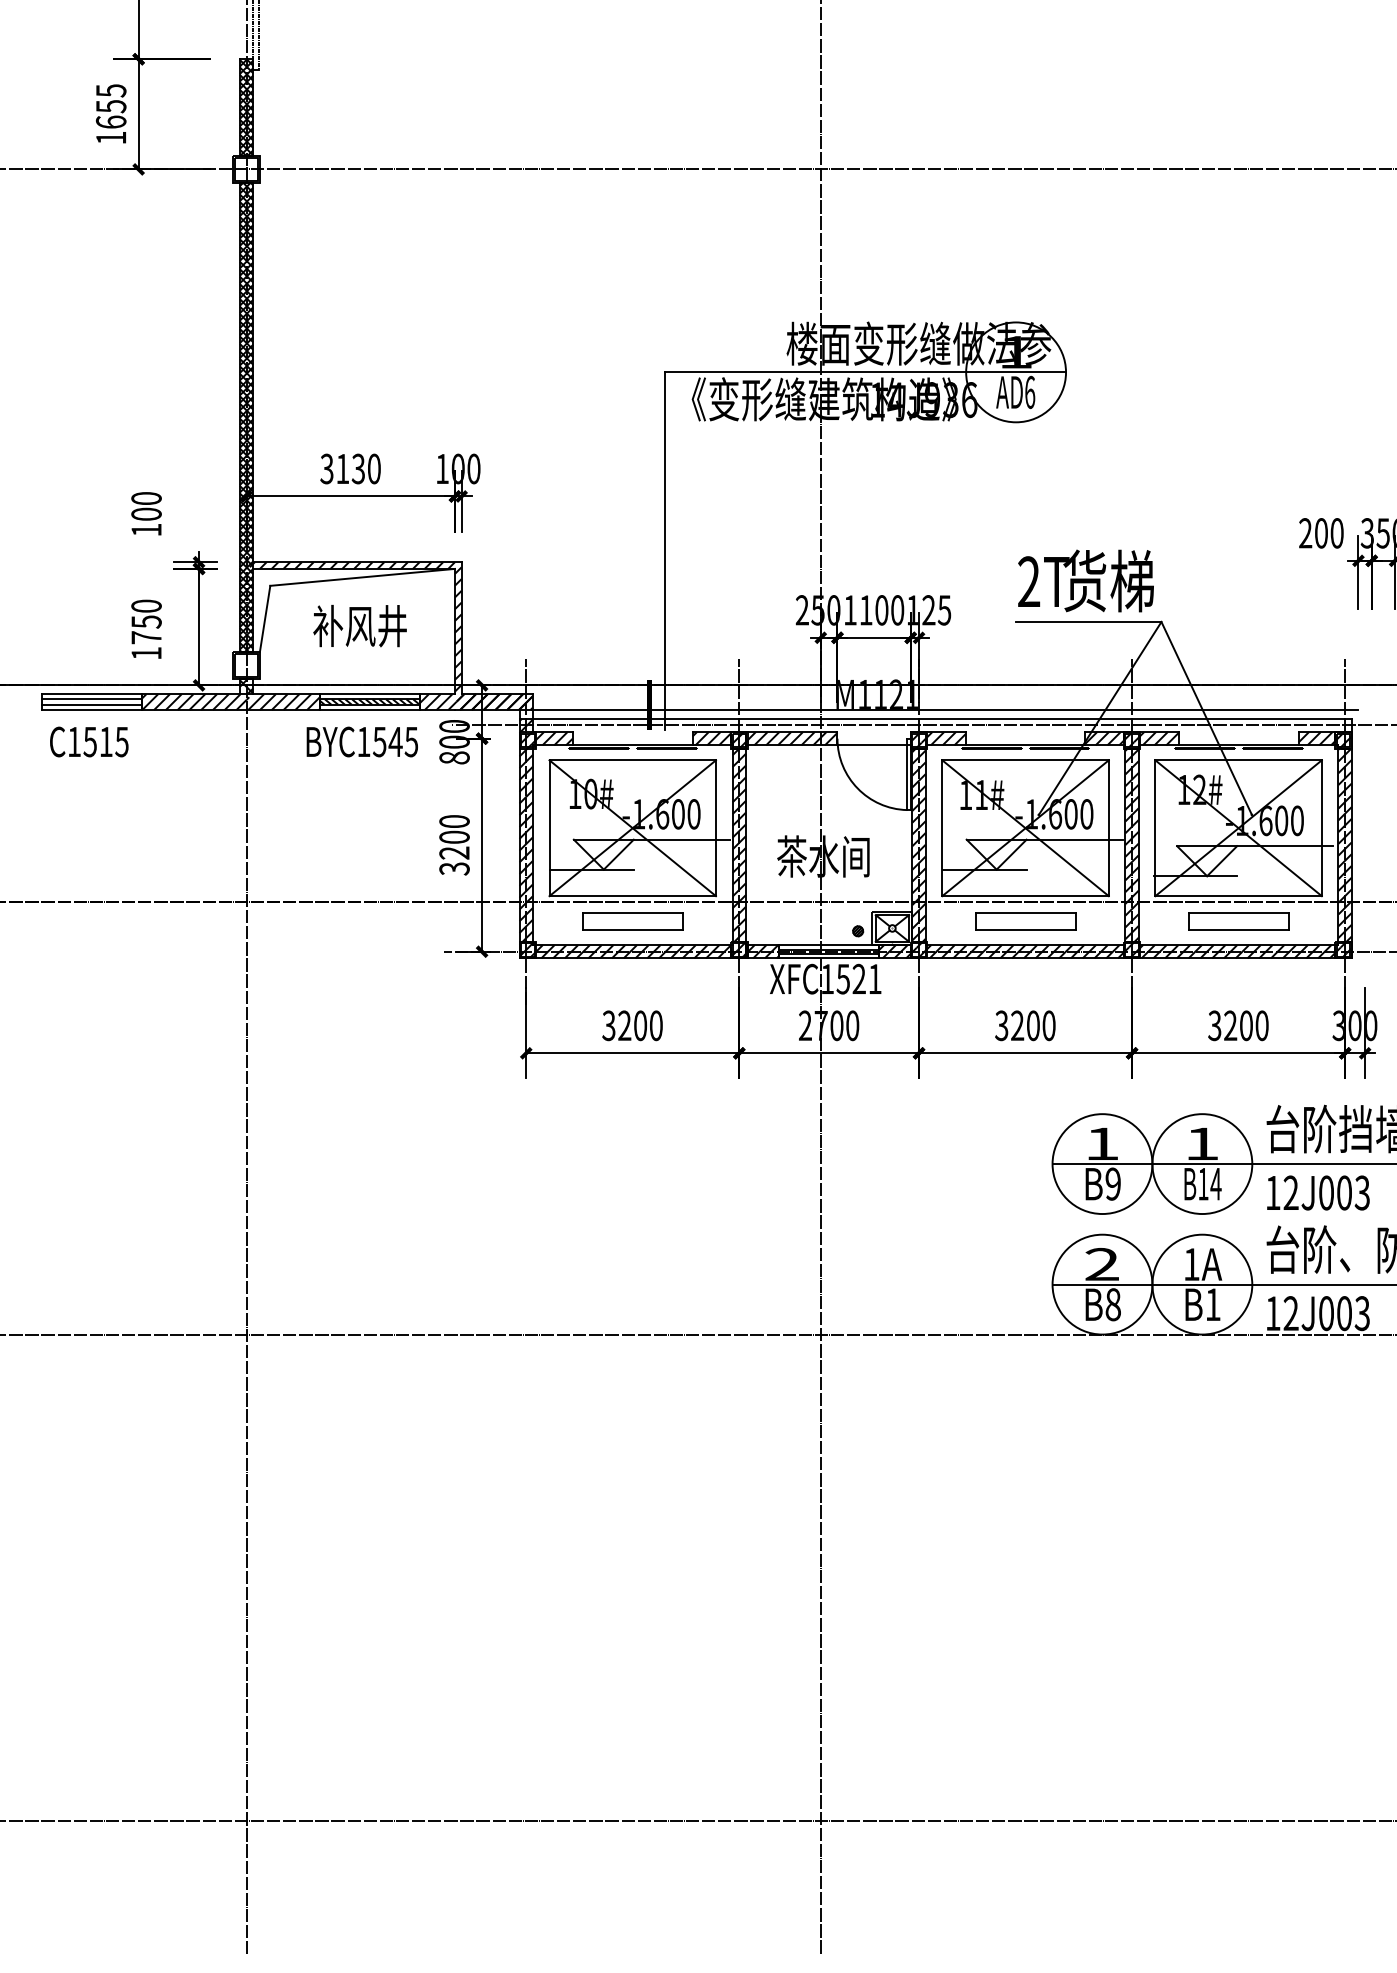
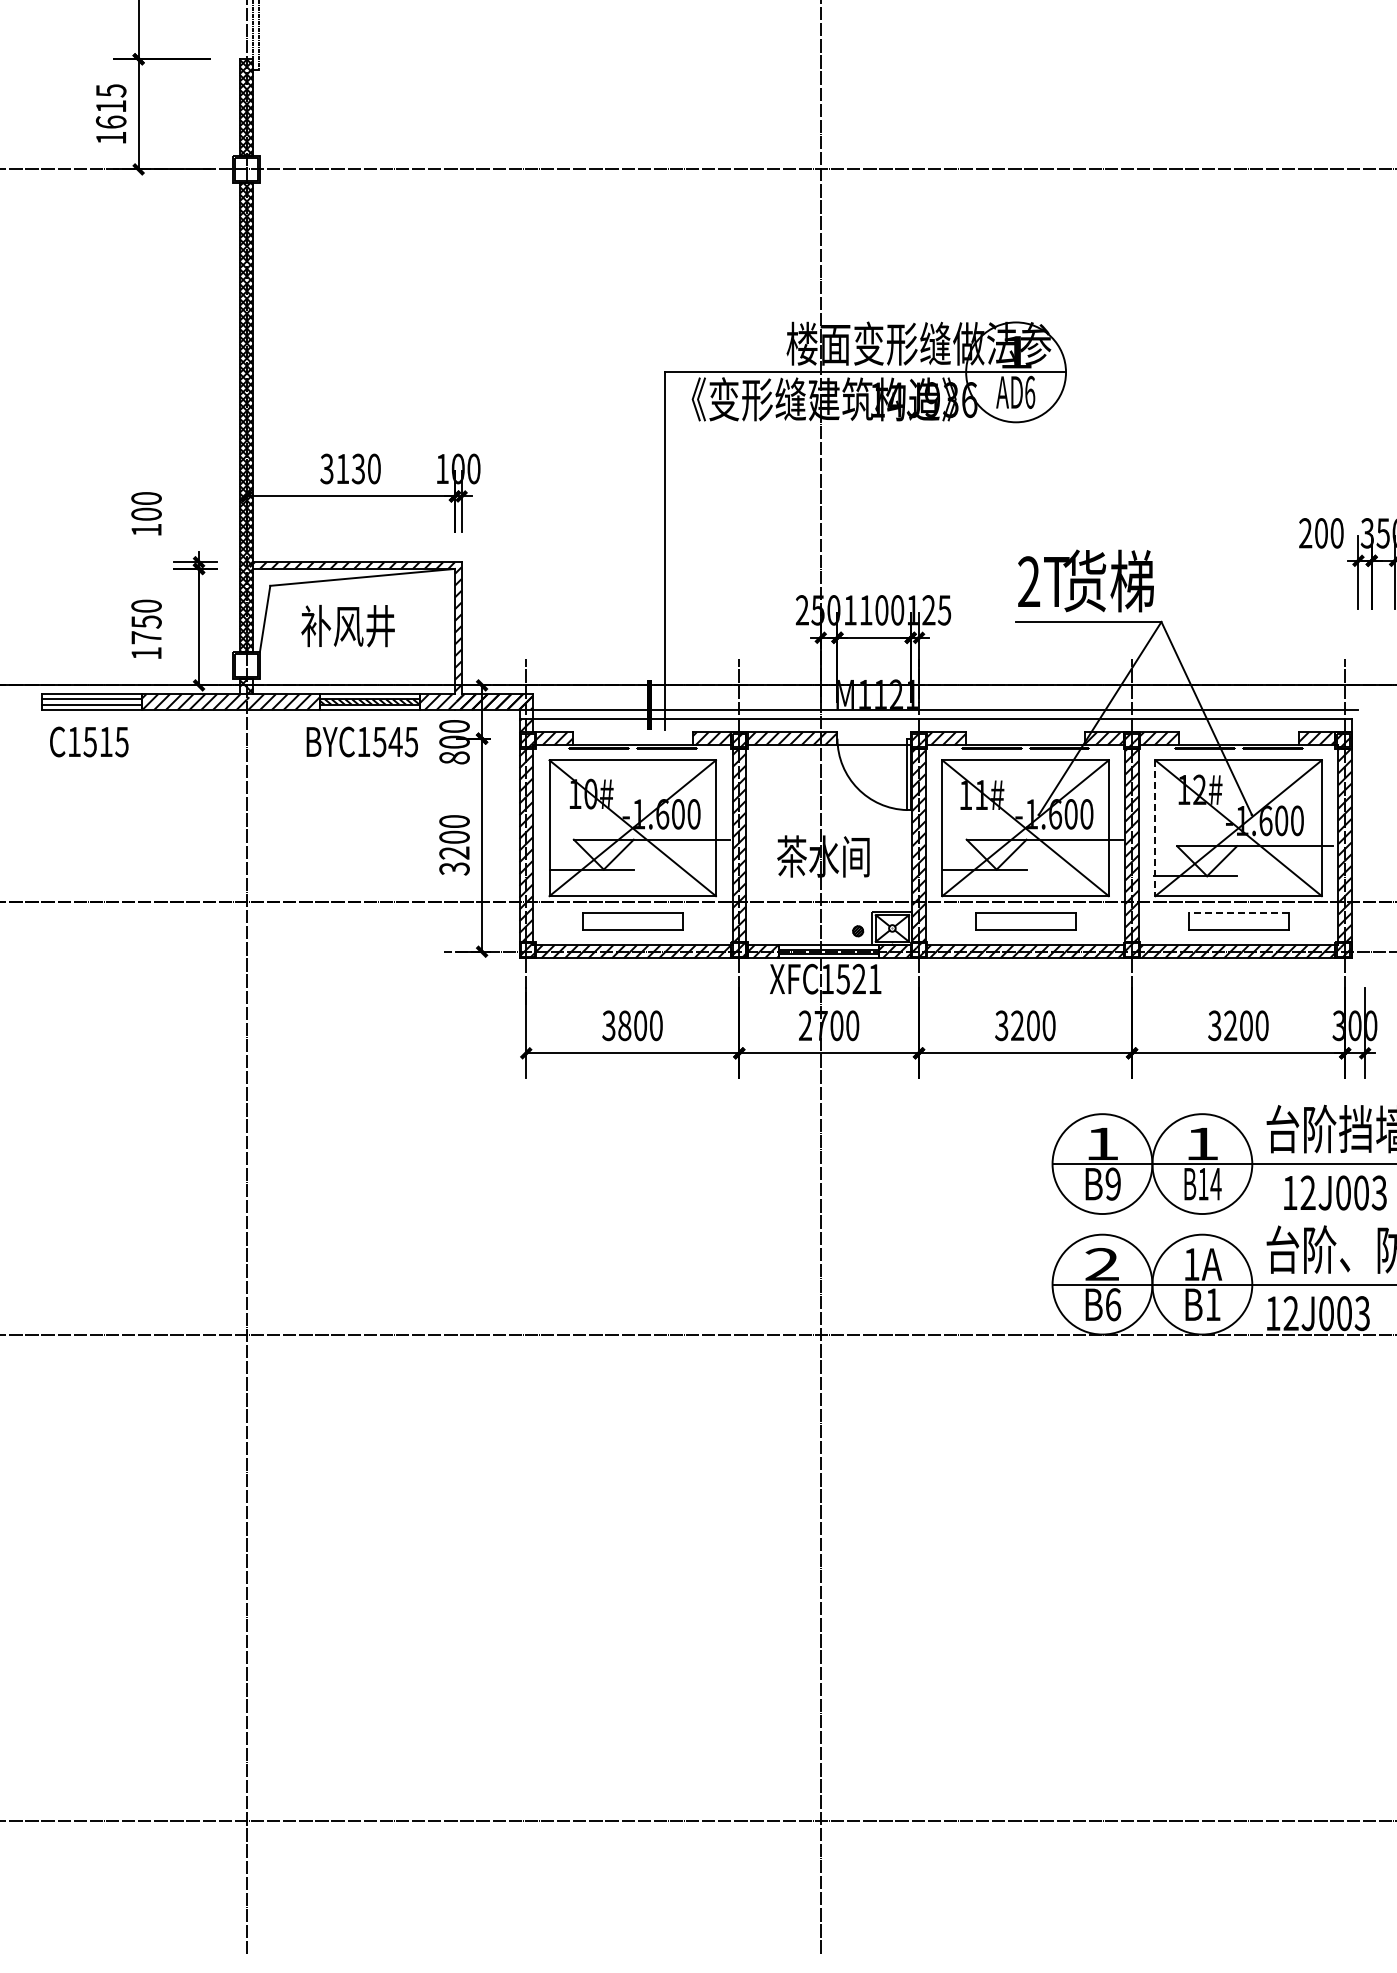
text: 1655 -> 1615 (111, 106)
text position: (359, 625) -> (347, 625) (347, 625)
line: present -> none (922, 725)
line: solid -> dashed (1155, 828)
line: solid -> dashed (1238, 913)
text: 3200 -> 3800 (624, 1025)
text position: (1318, 1192) -> (1335, 1192) (1335, 1192)
text: B8 -> B6 (1113, 1304)
